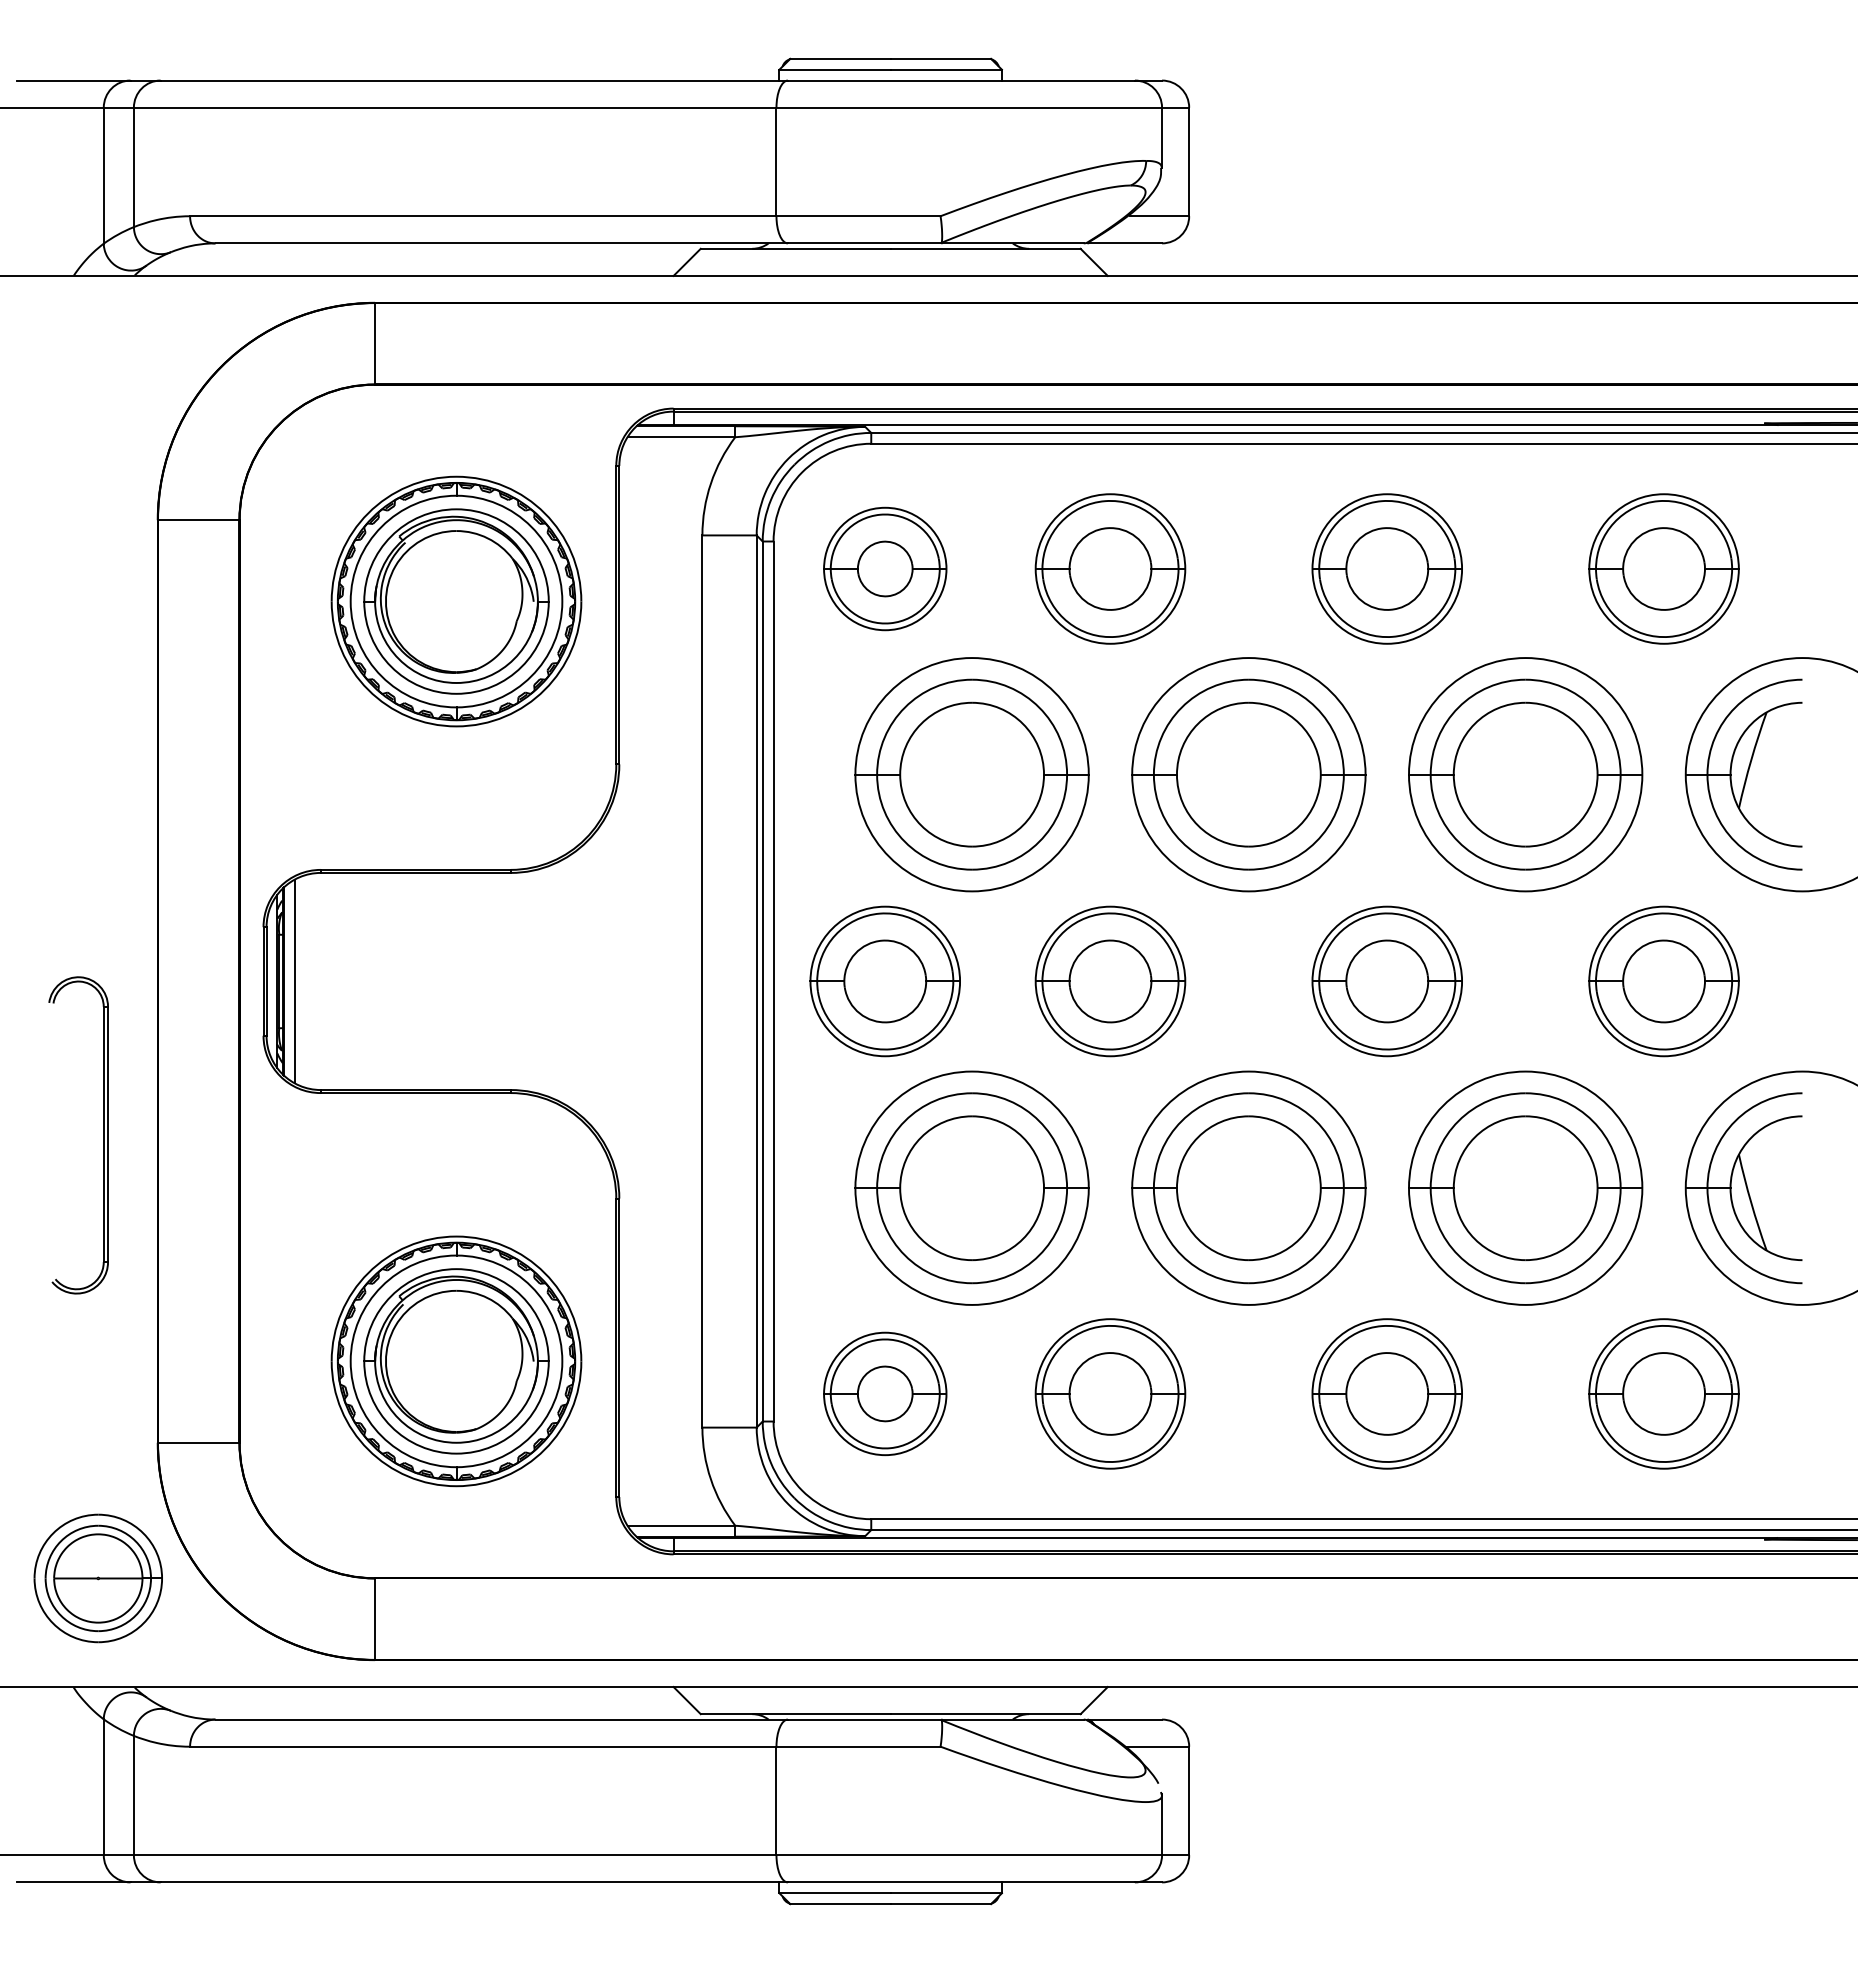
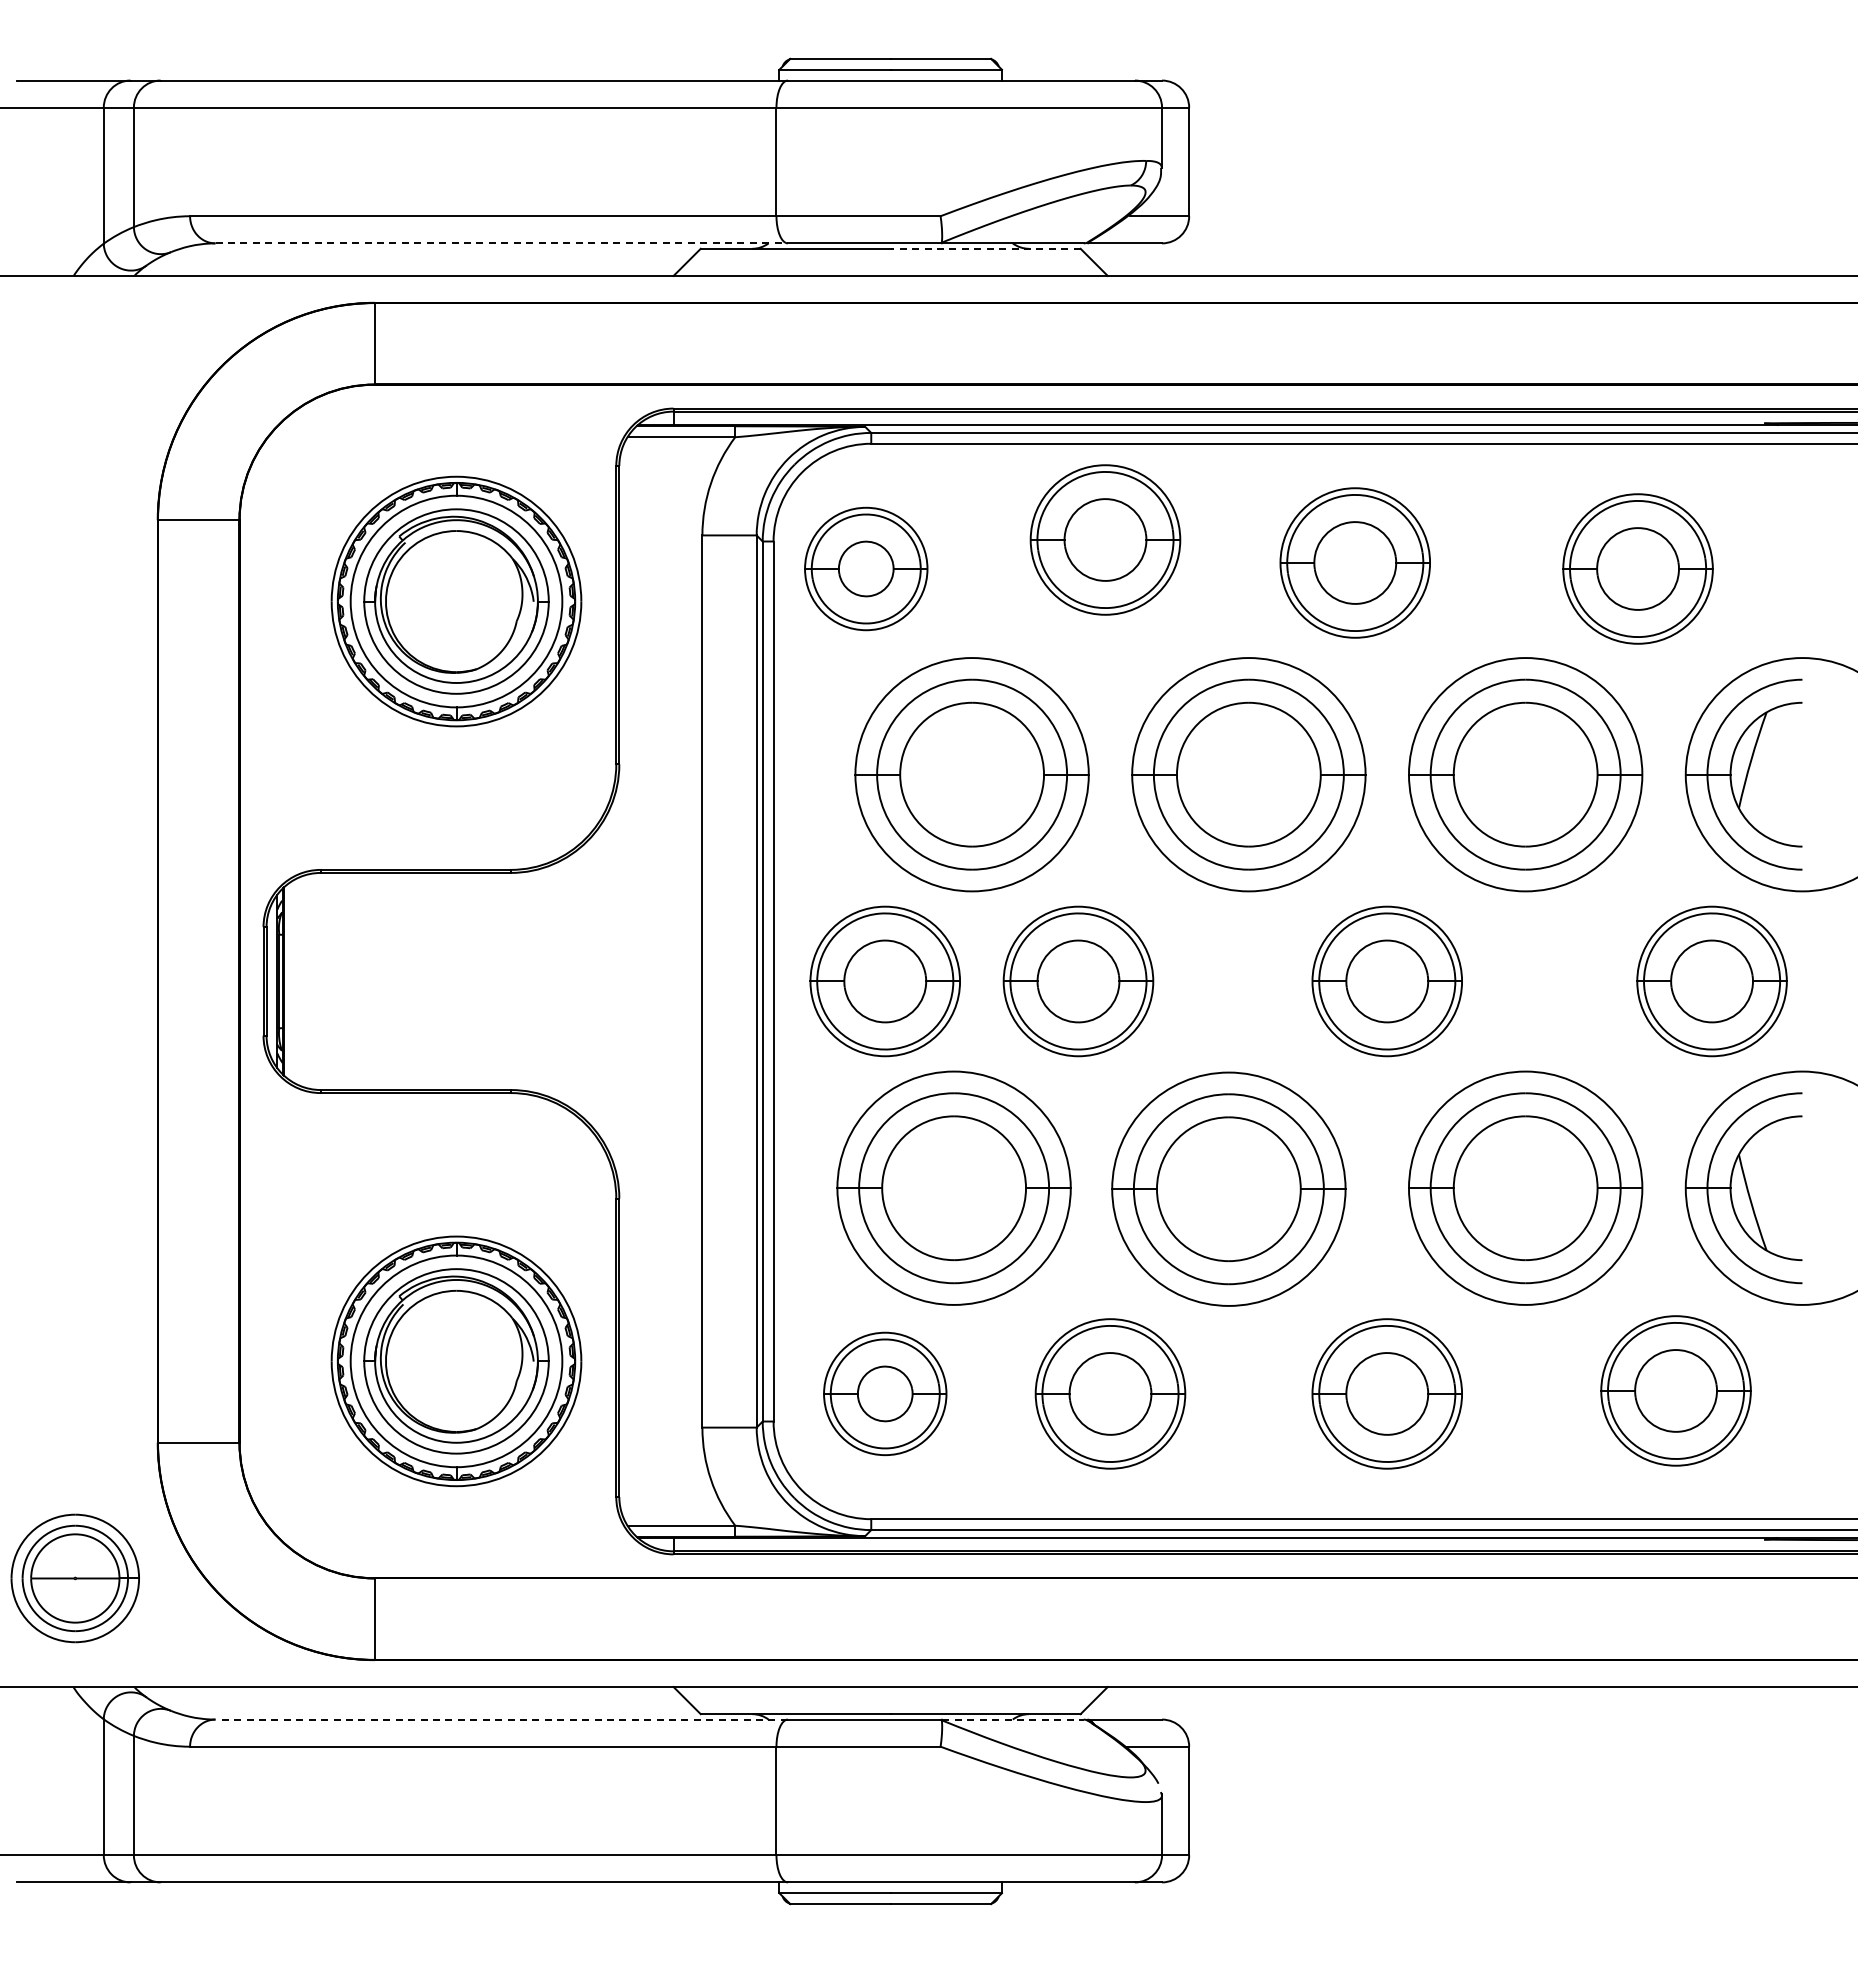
line: solid -> dashed (502, 243)
line: solid -> dashed (985, 248)
part position: (885, 568) -> (866, 568) (866, 568)
part position: (1110, 568) -> (1105, 539) (1105, 539)
part position: (1386, 568) -> (1354, 562) (1354, 562)
part position: (1663, 568) -> (1637, 568) (1637, 568)
line: present -> none (294, 981)
part position: (1110, 981) -> (1078, 981) (1078, 981)
part position: (1663, 981) -> (1711, 981) (1711, 981)
part: present -> none (103, 1135)
part position: (971, 1187) -> (953, 1187) (953, 1187)
part position: (1248, 1187) -> (1228, 1188) (1228, 1188)
part position: (1663, 1393) -> (1675, 1390) (1675, 1390)
part position: (97, 1578) -> (74, 1578) (74, 1578)
line: solid -> dashed (501, 1719)
line: solid -> dashed (1013, 1719)
